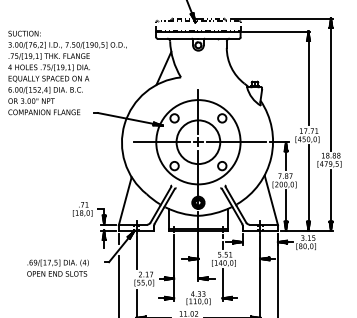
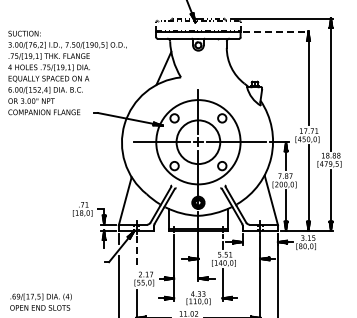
line: solid -> dashed (276, 31)
line: solid -> dashed (136, 253)
text position: (57, 267) -> (40, 301) (40, 301)
